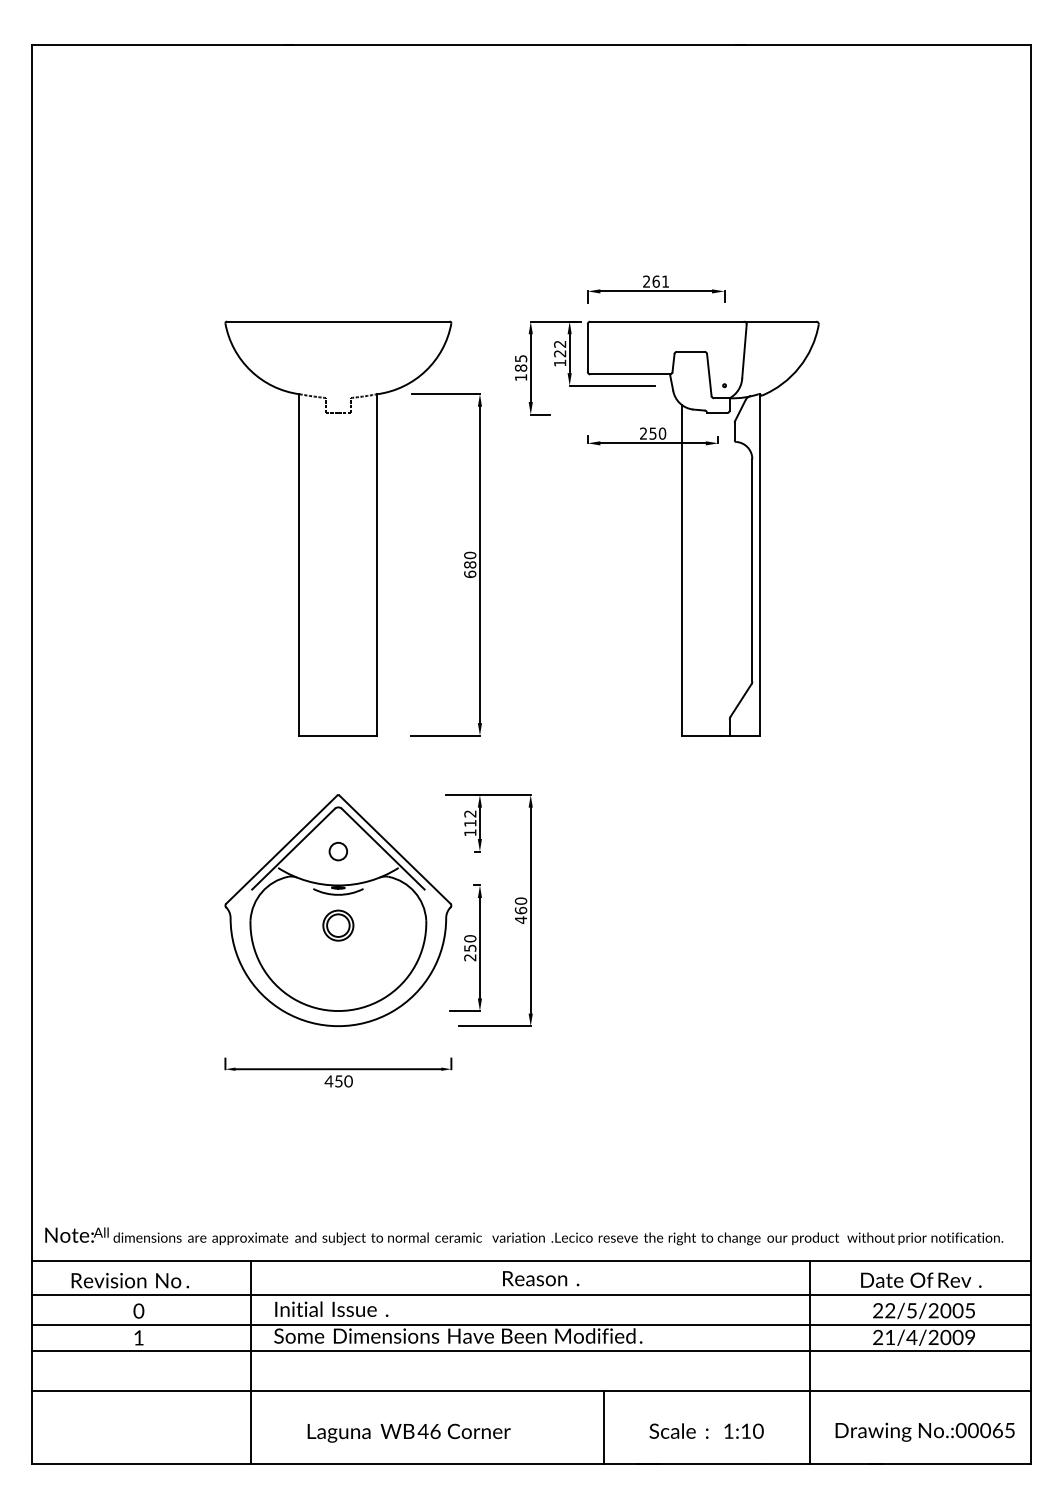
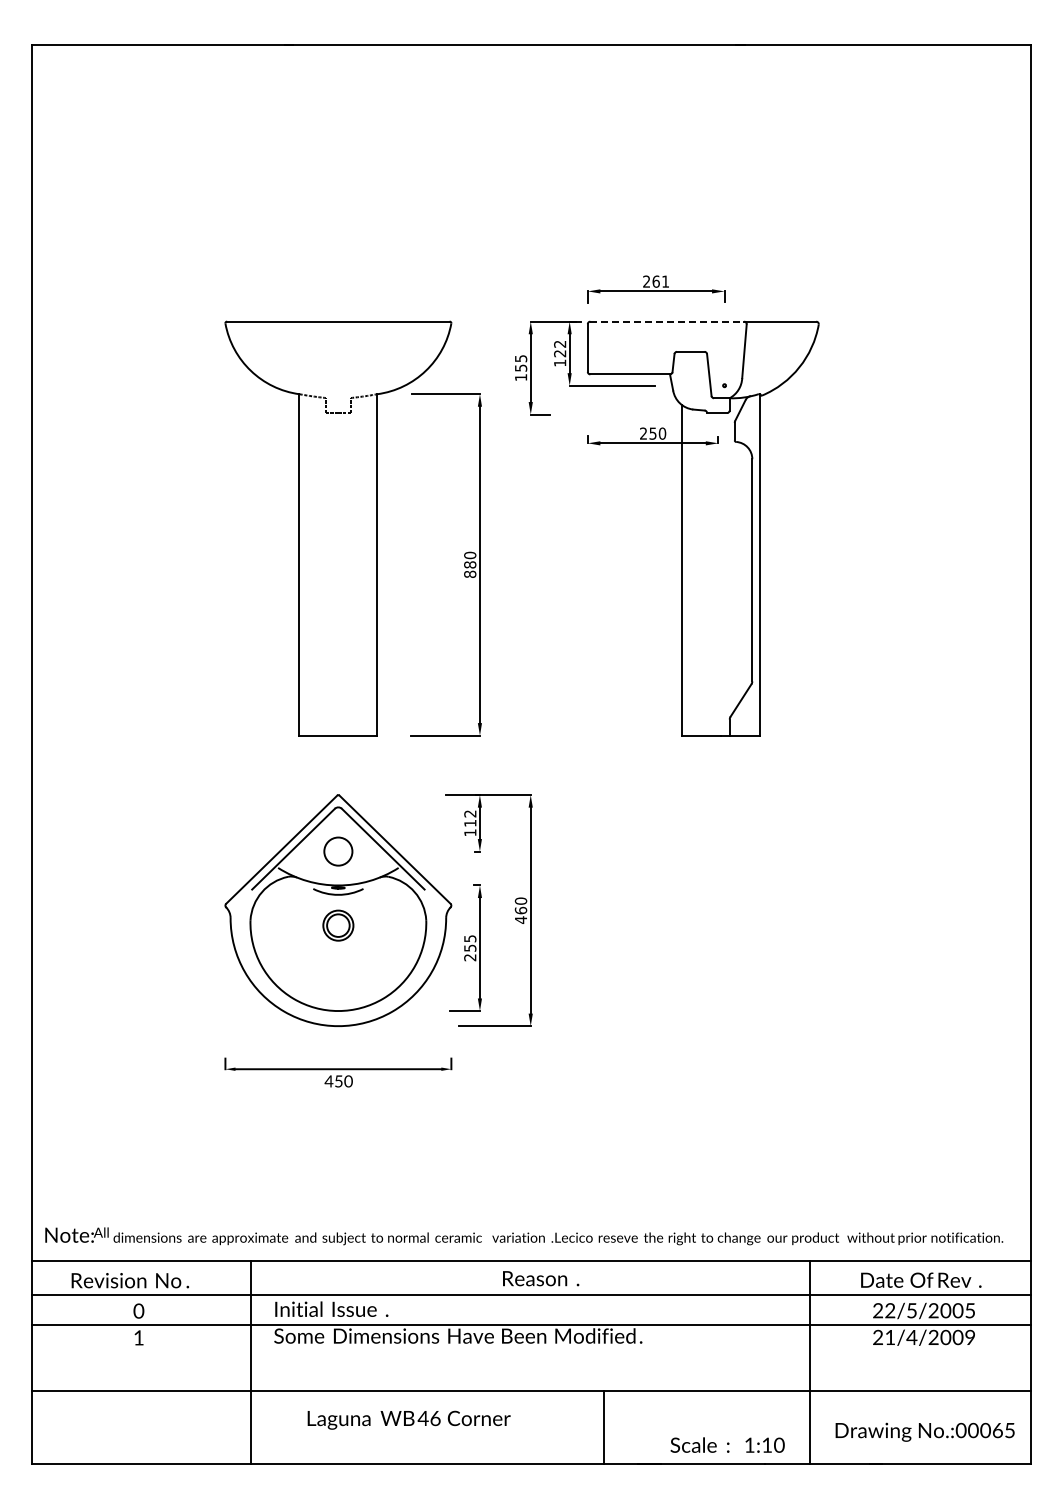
line: solid -> dashed (667, 321)
text: 185 -> 155 (520, 367)
text: 680 -> 880 (470, 573)
circle diameter: 18 px -> 28 px (338, 851)
text: 250 -> 255 (470, 938)
line: present -> none (531, 1351)
text position: (706, 1430) -> (727, 1444) (727, 1444)
text position: (408, 1432) -> (408, 1419) (408, 1419)
